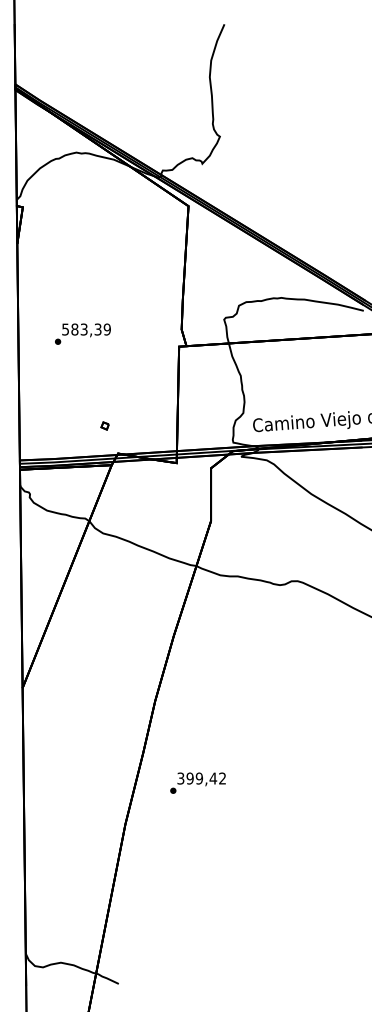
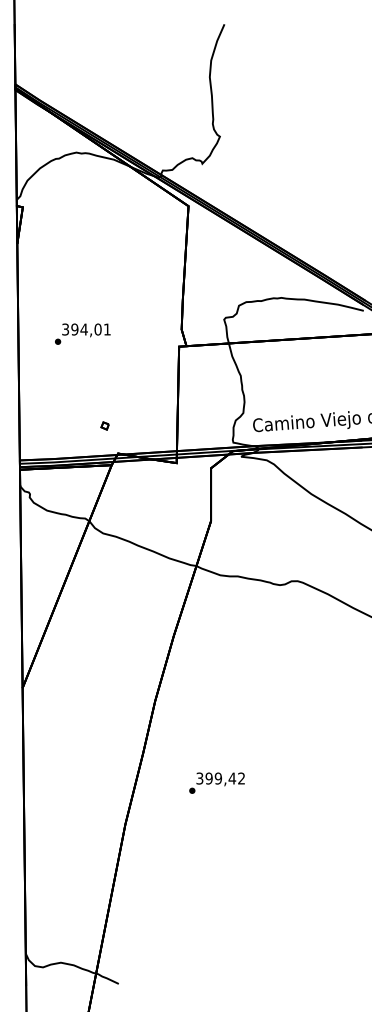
text: 583,39 -> 394,01 (86, 329)
text position: (197, 782) -> (216, 782) (216, 782)
